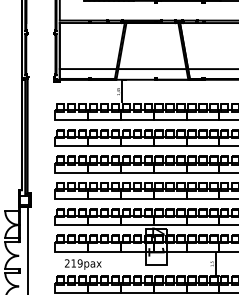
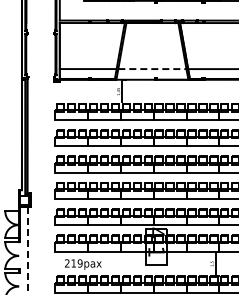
line: solid -> dashed (152, 69)
line: solid -> dashed (27, 250)
